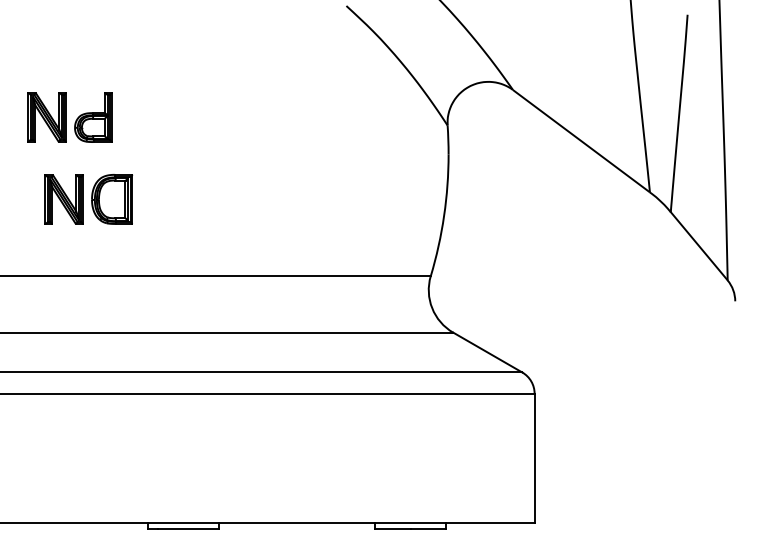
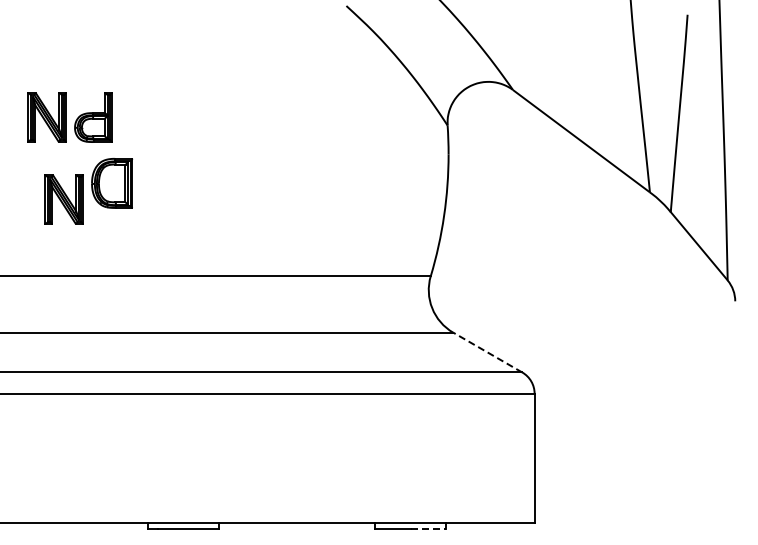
part position: (112, 199) -> (112, 183) (112, 183)
line: solid -> dashed (487, 352)
line: solid -> dashed (428, 528)
